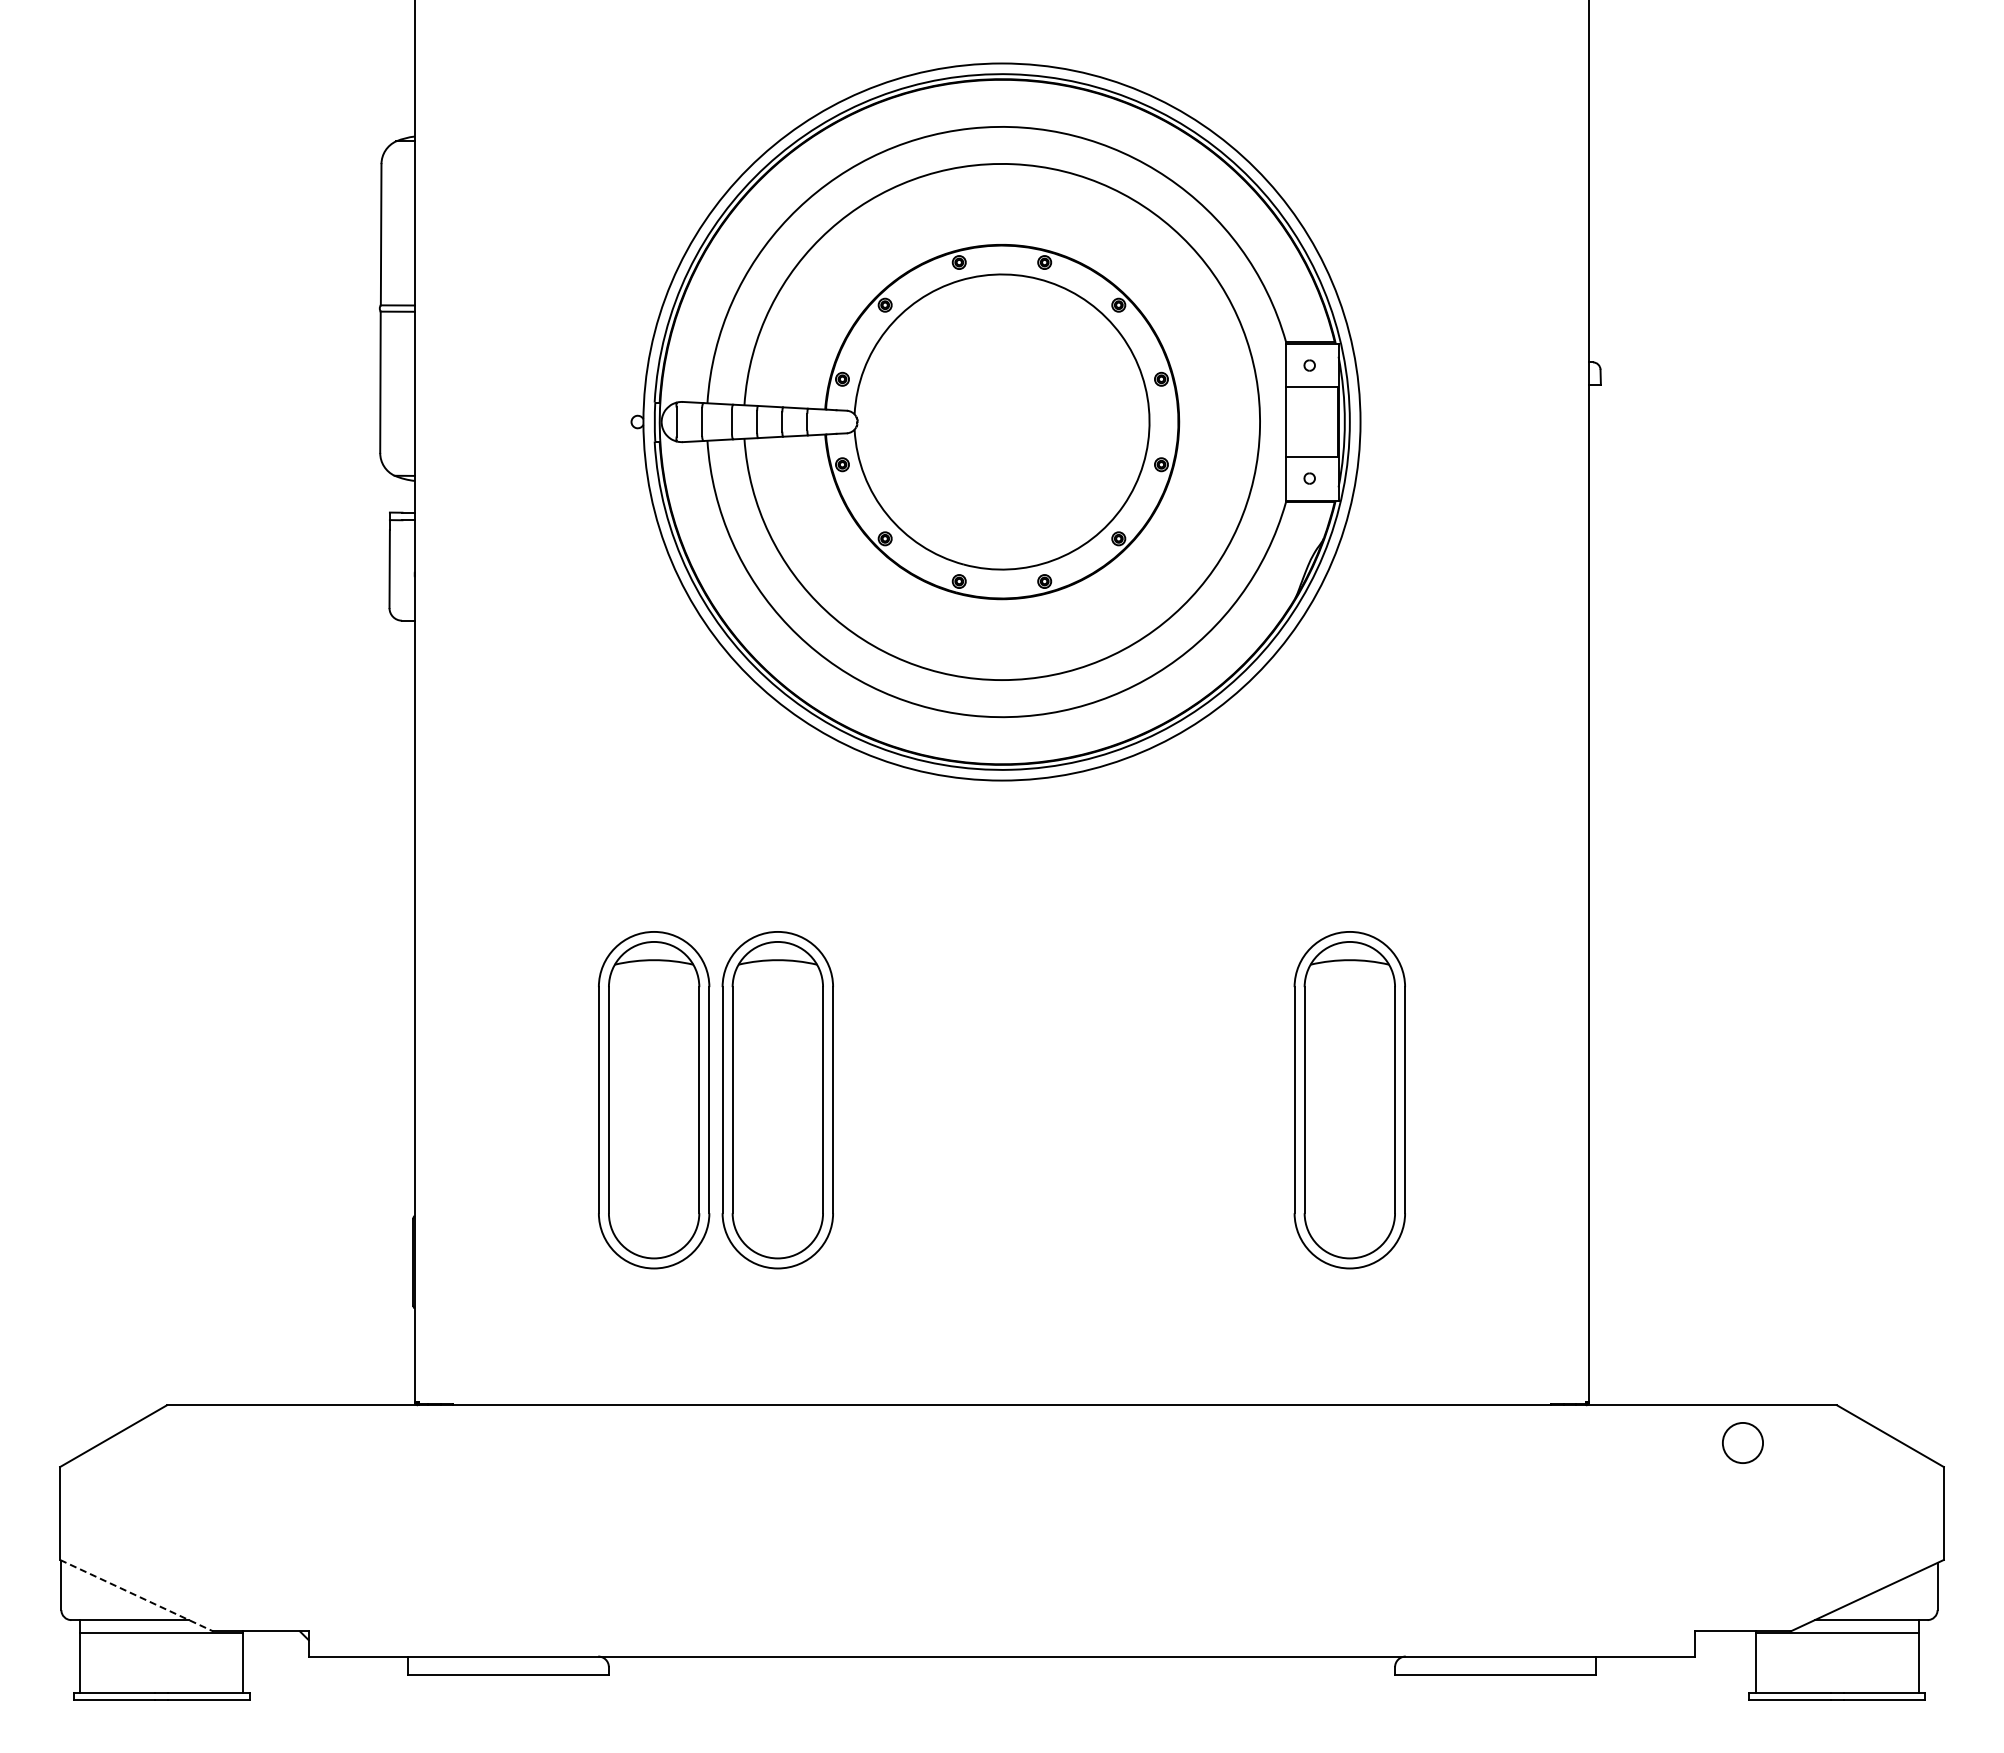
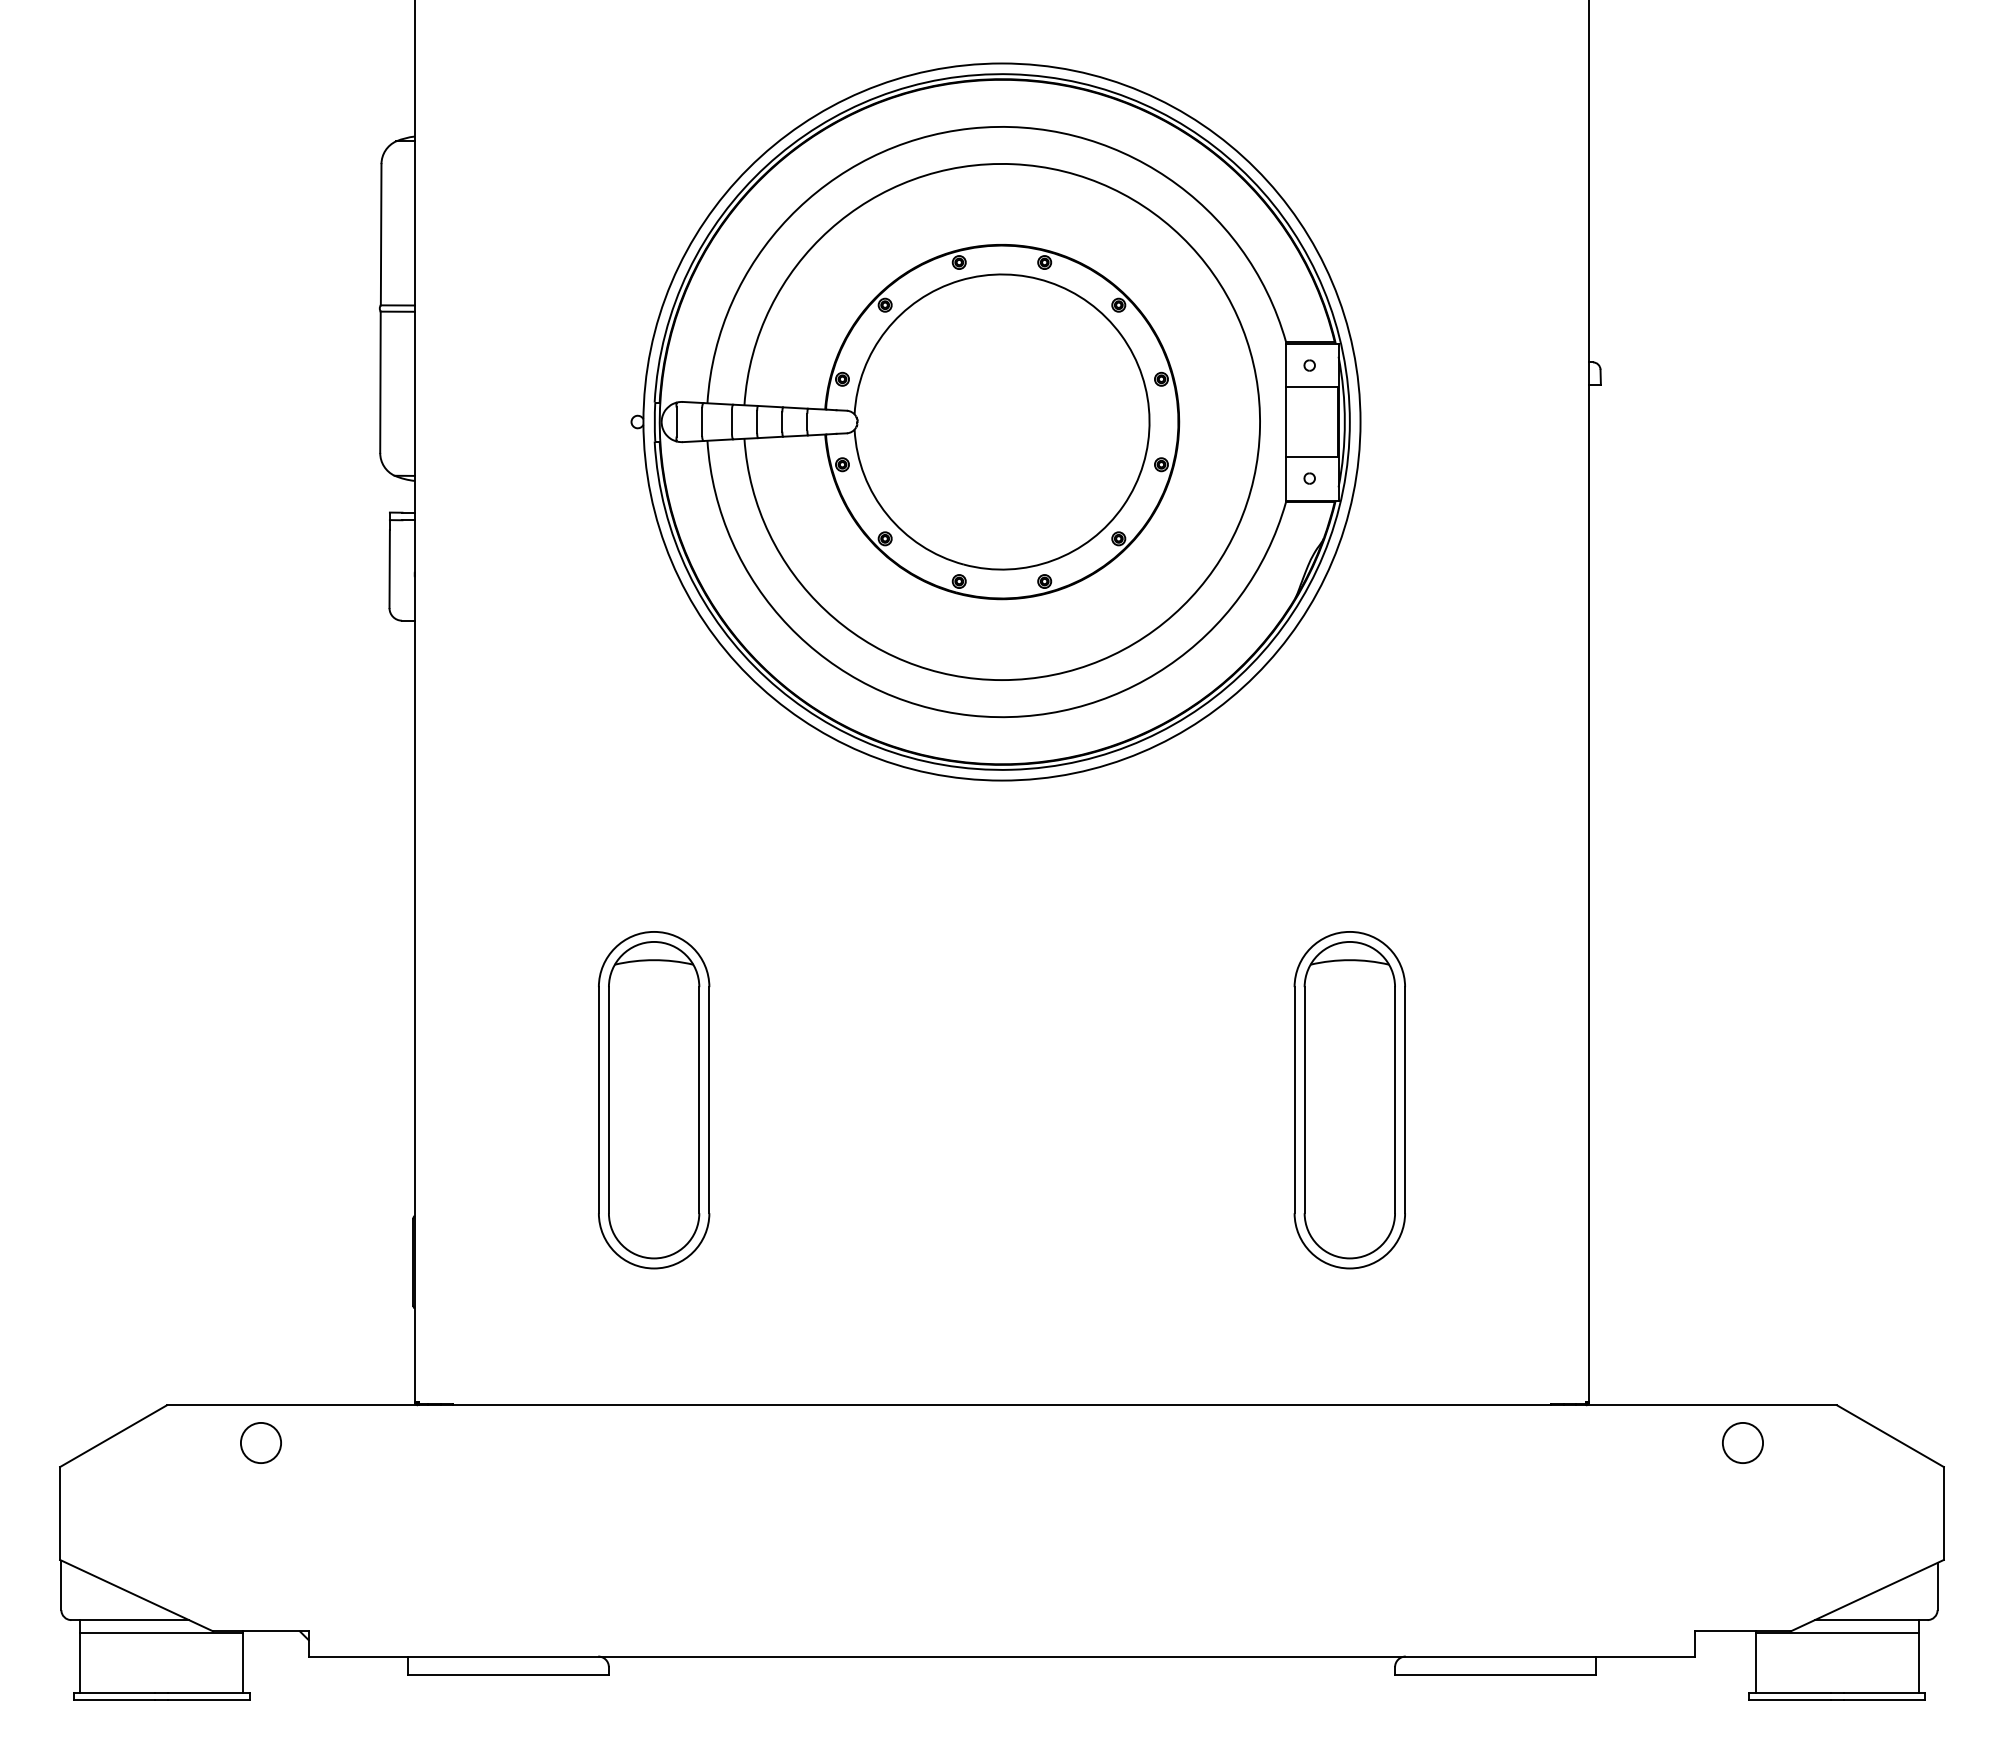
part: present -> none (777, 1100)
circle: none -> present (260, 1442)
line: dashed -> solid (136, 1595)
